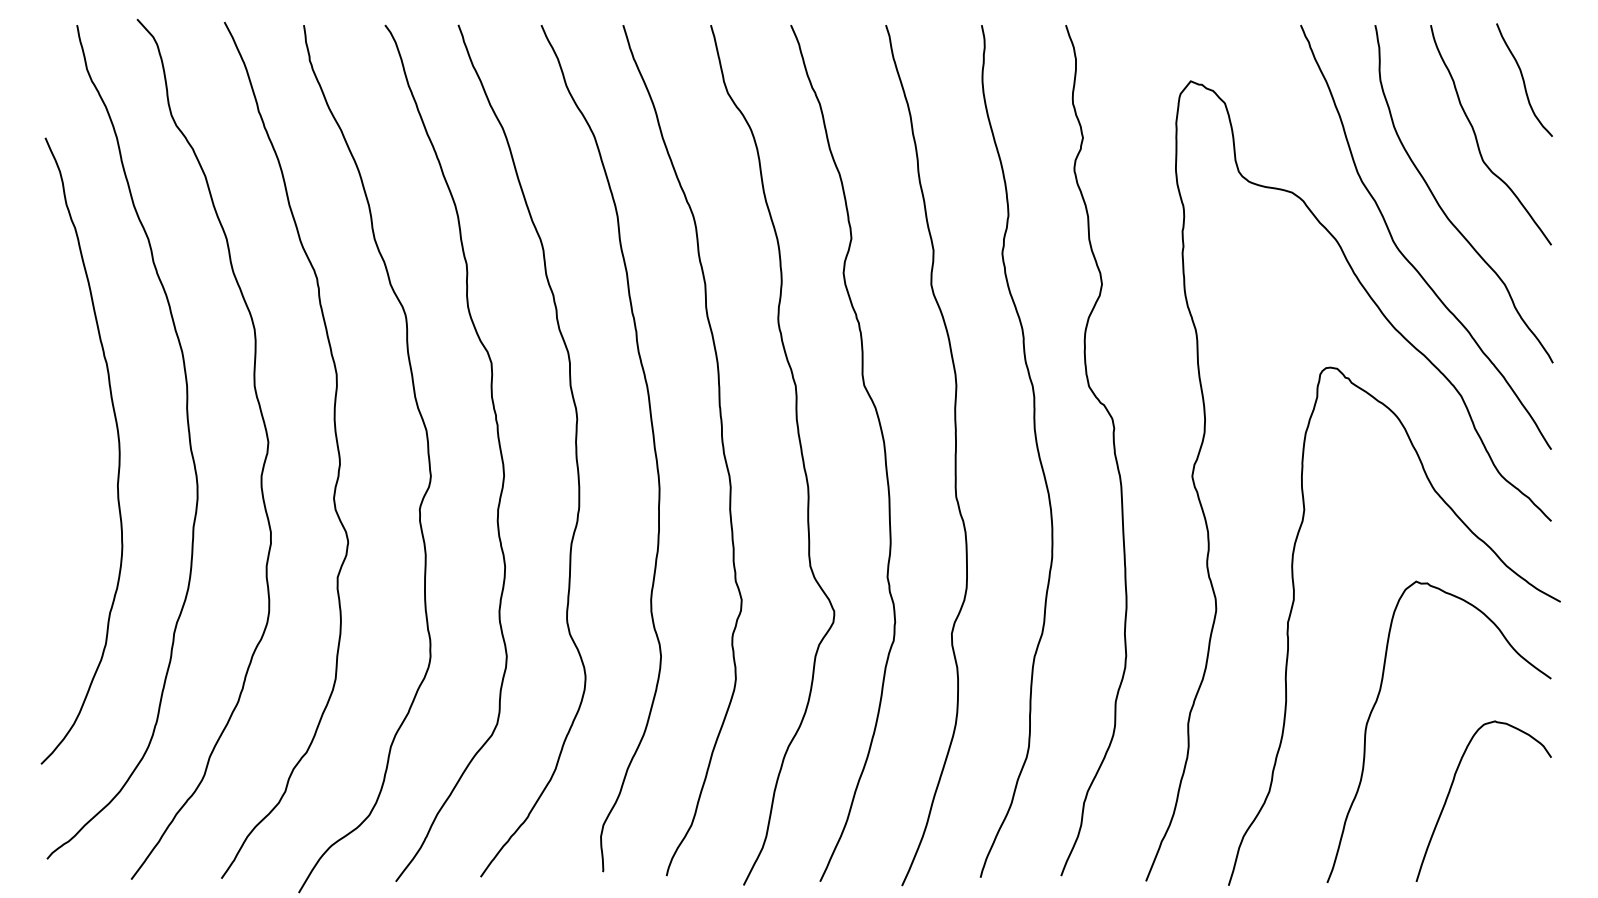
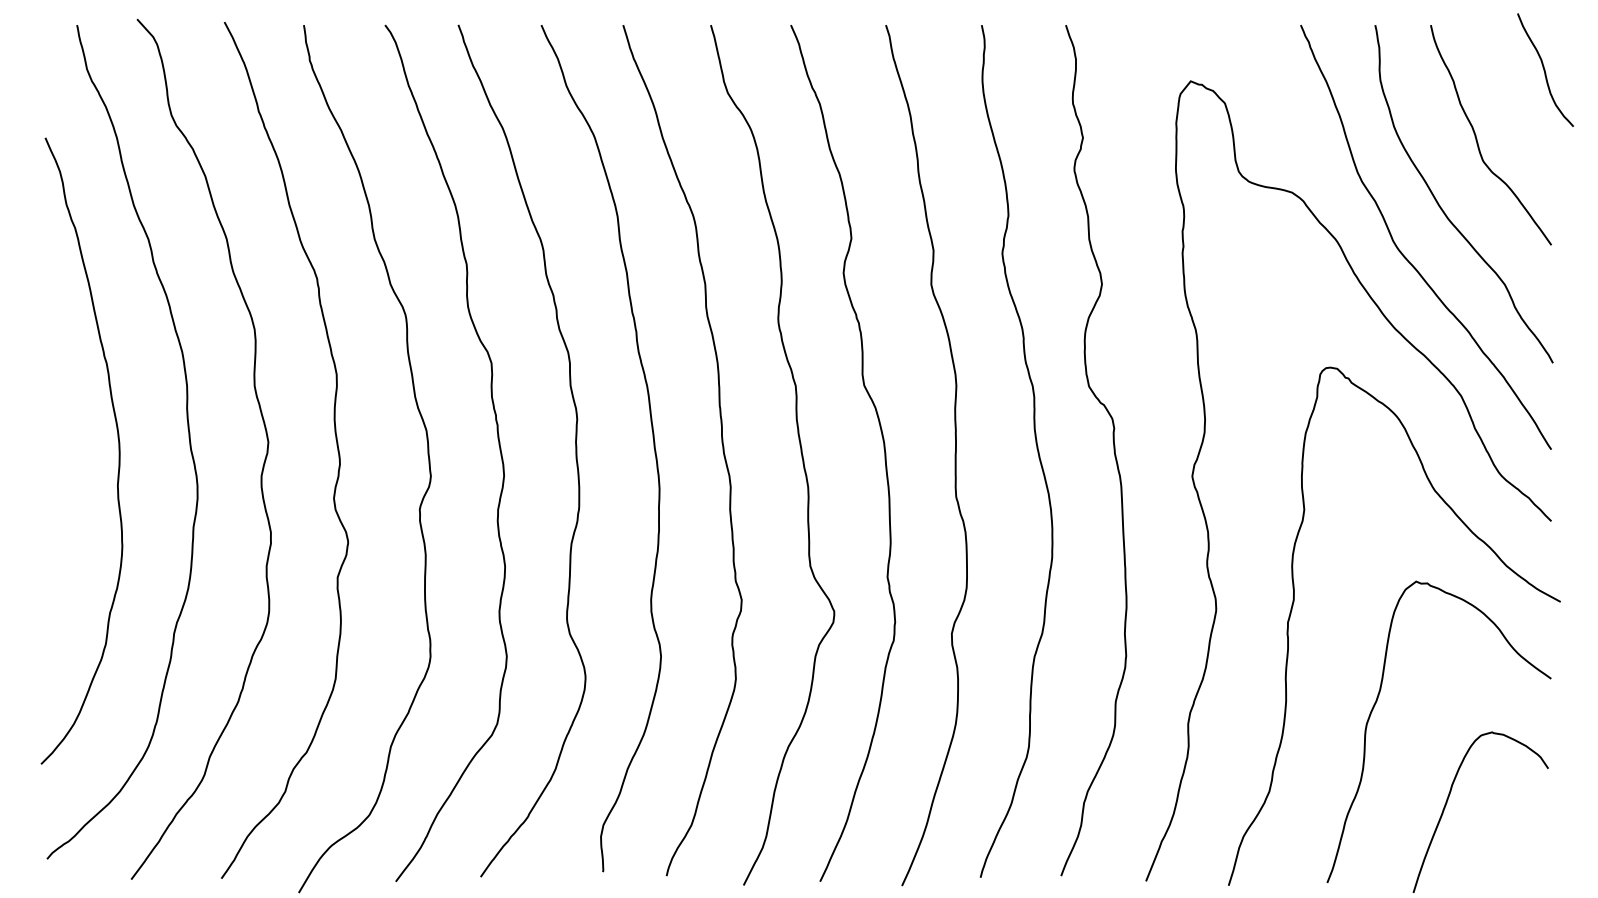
curve position: (1524, 79) -> (1545, 69) (1545, 69)
curve position: (1451, 789) -> (1448, 800) (1448, 800)
